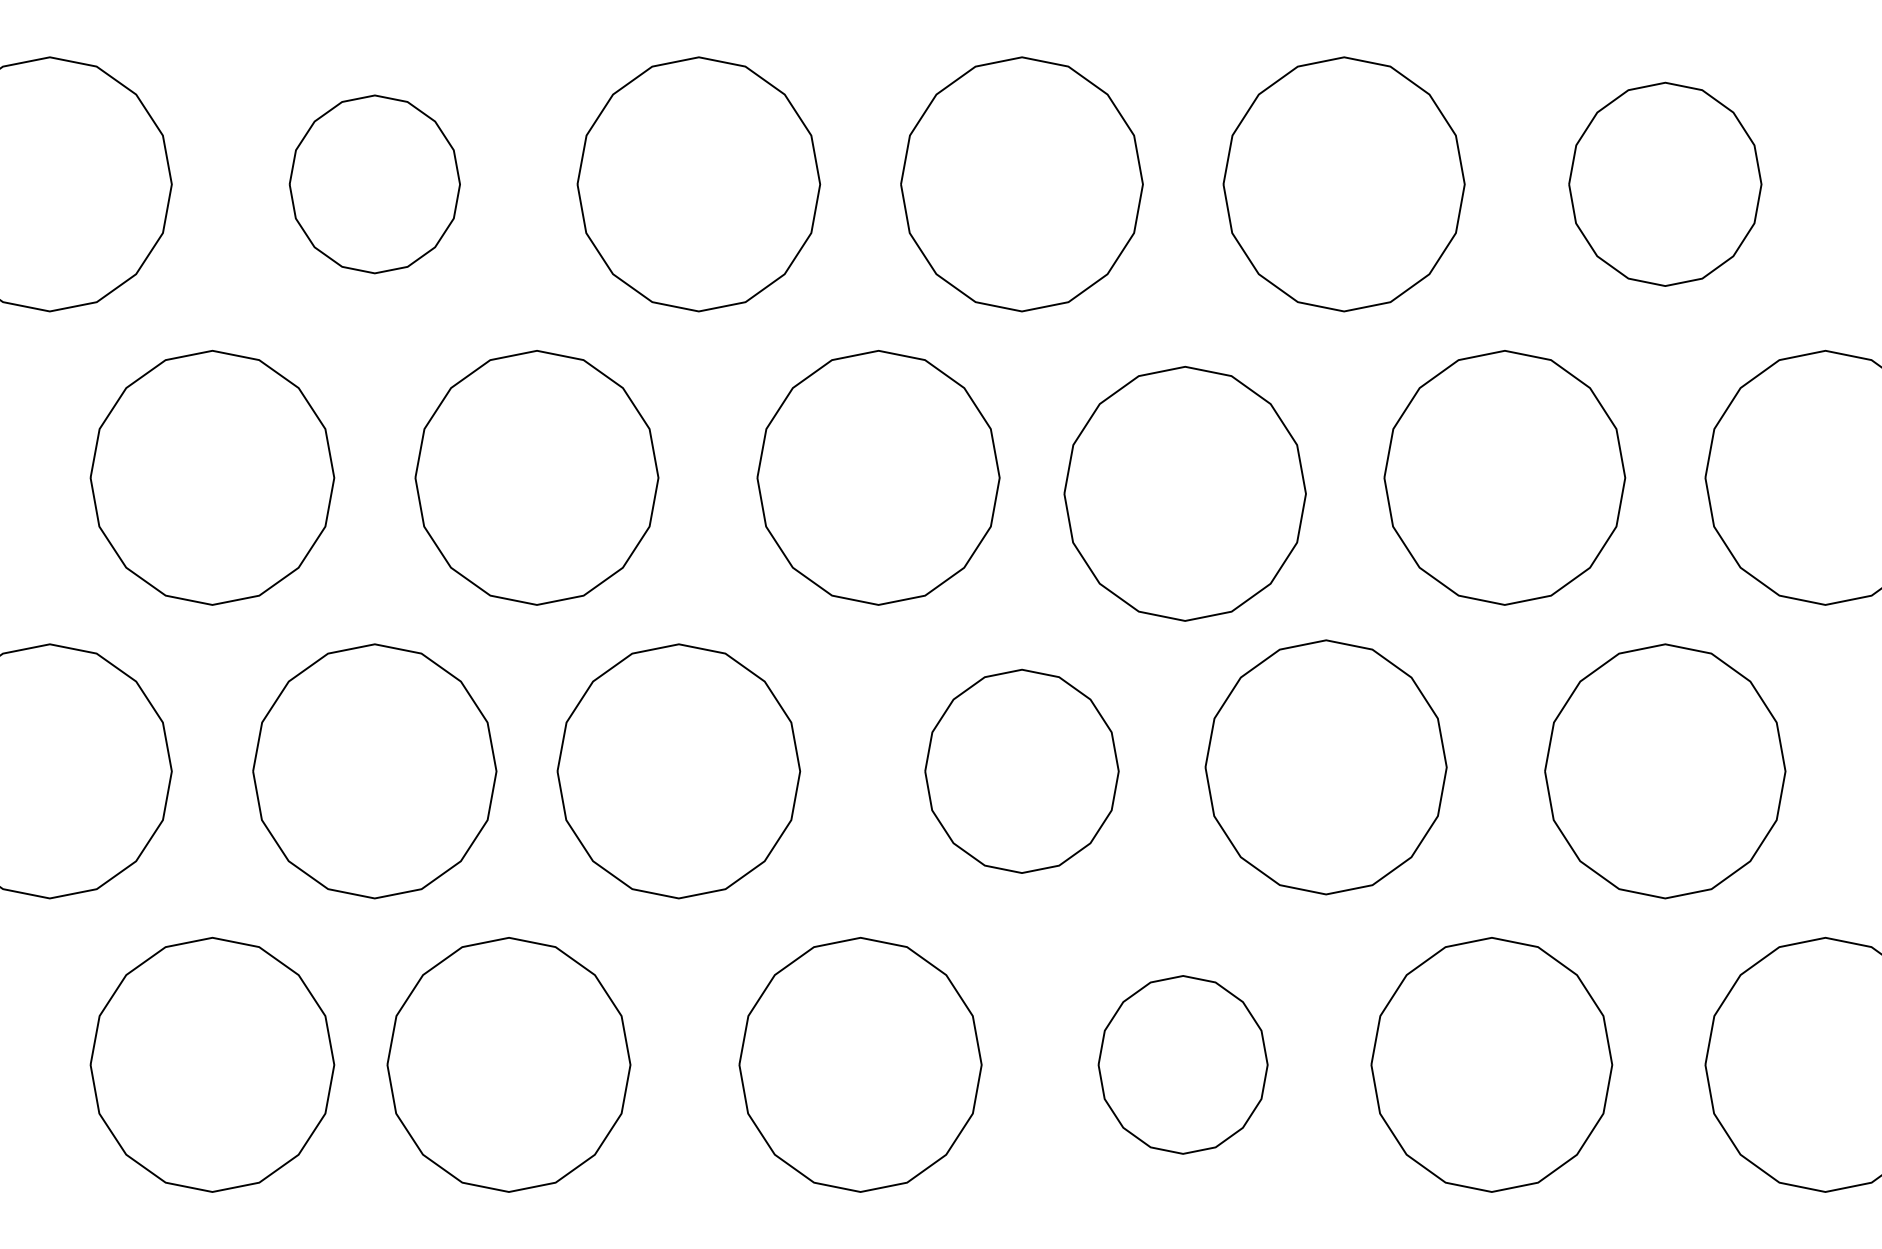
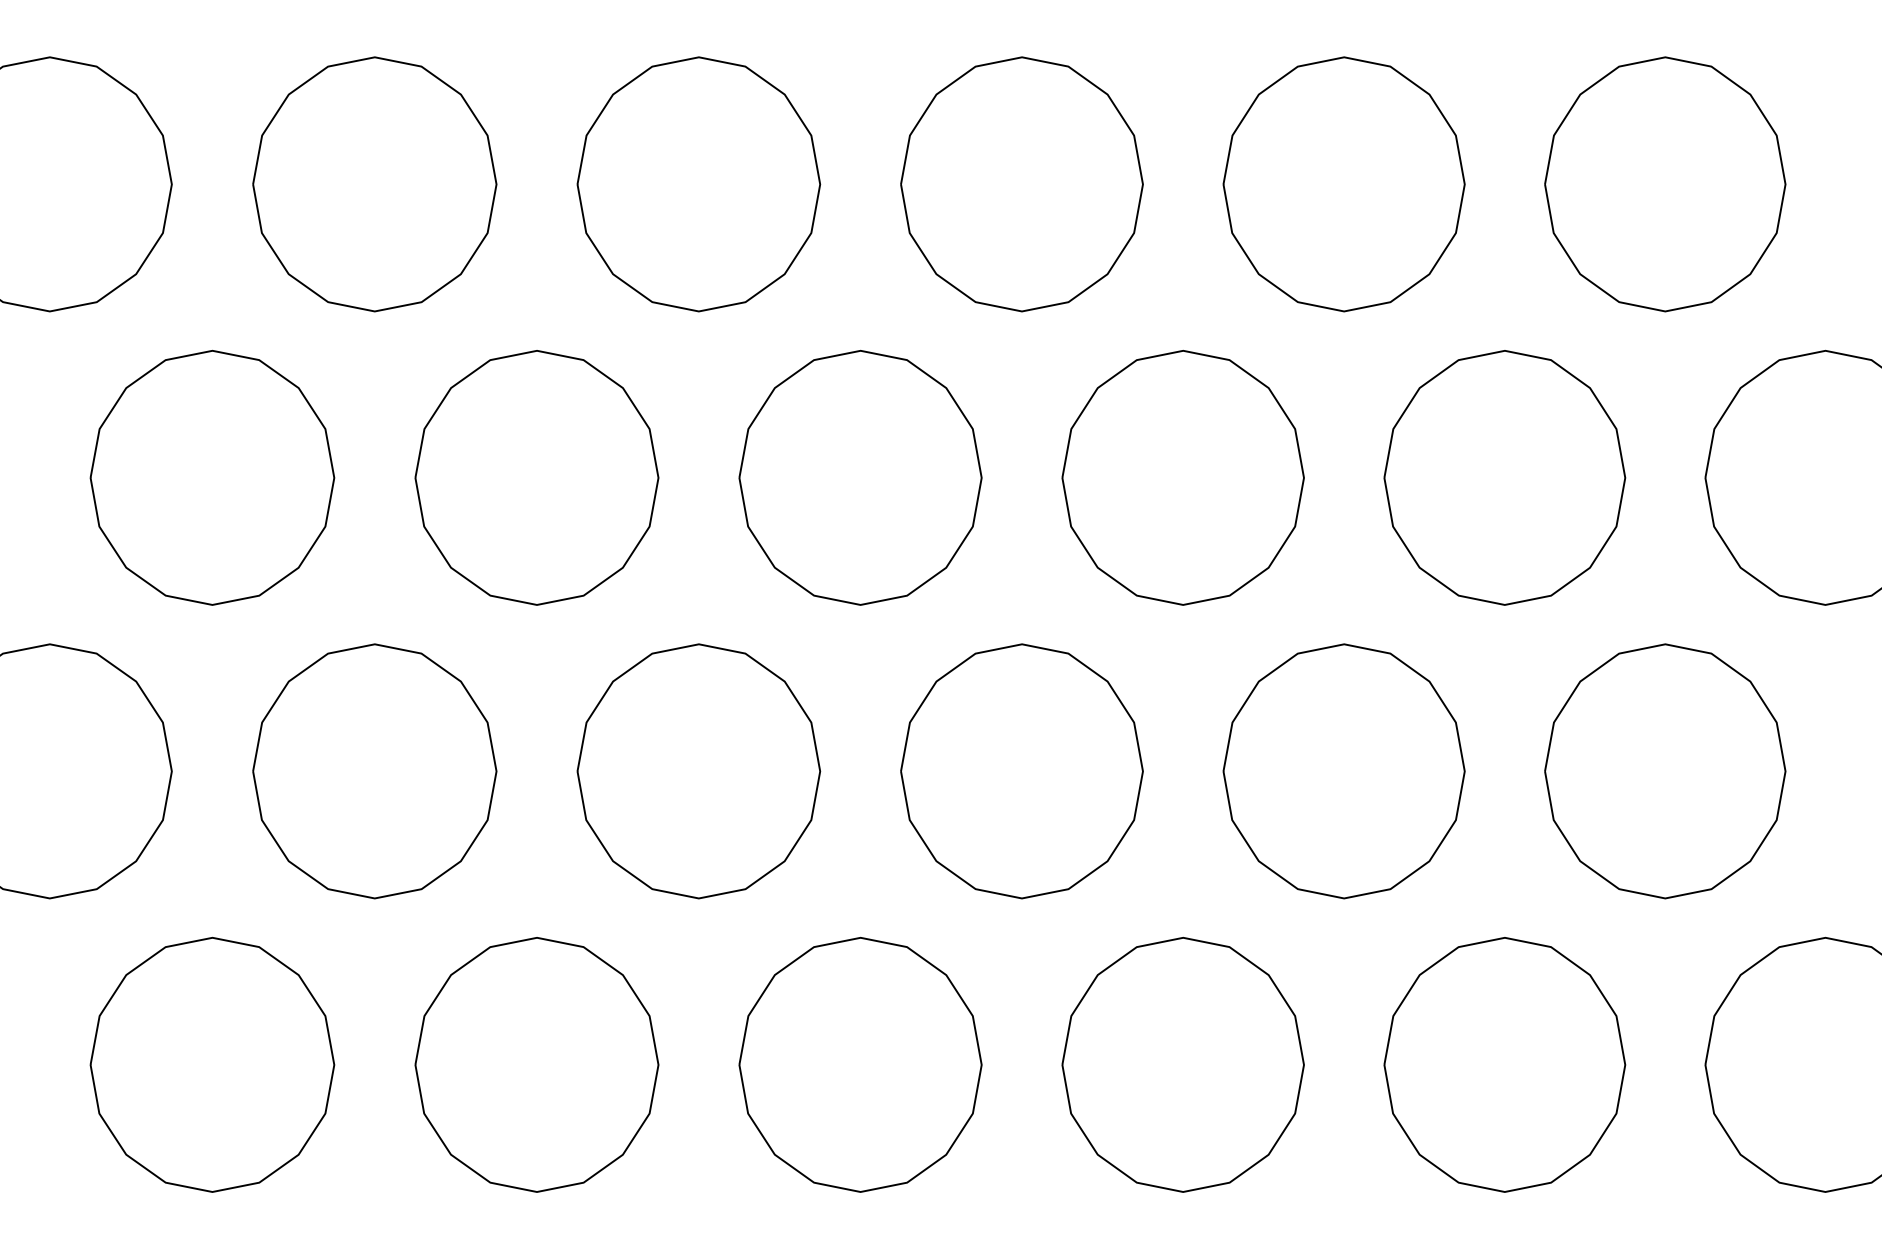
part size: 195x206 px -> 243x257 px (1665, 184)
part size: 173x181 px -> 246x257 px (374, 184)
part position: (878, 477) -> (860, 477) (860, 477)
part position: (1184, 493) -> (1182, 477) (1182, 477)
part position: (1325, 767) -> (1343, 771) (1343, 771)
part size: 196x206 px -> 244x257 px (1021, 771)
part position: (678, 771) -> (698, 771) (698, 771)
part position: (508, 1064) -> (536, 1064) (536, 1064)
part size: 172x180 px -> 244x256 px (1182, 1064)
part position: (1491, 1064) -> (1504, 1064) (1504, 1064)
